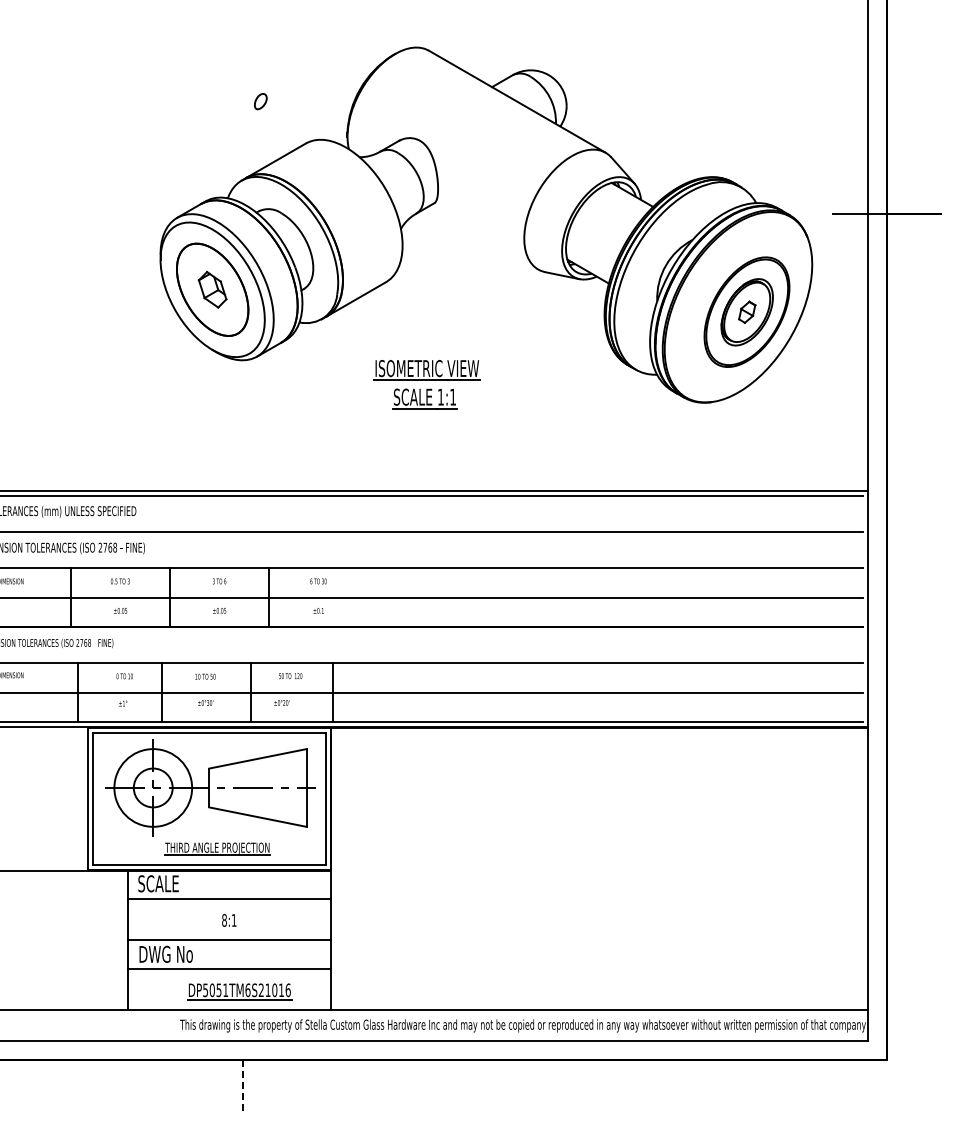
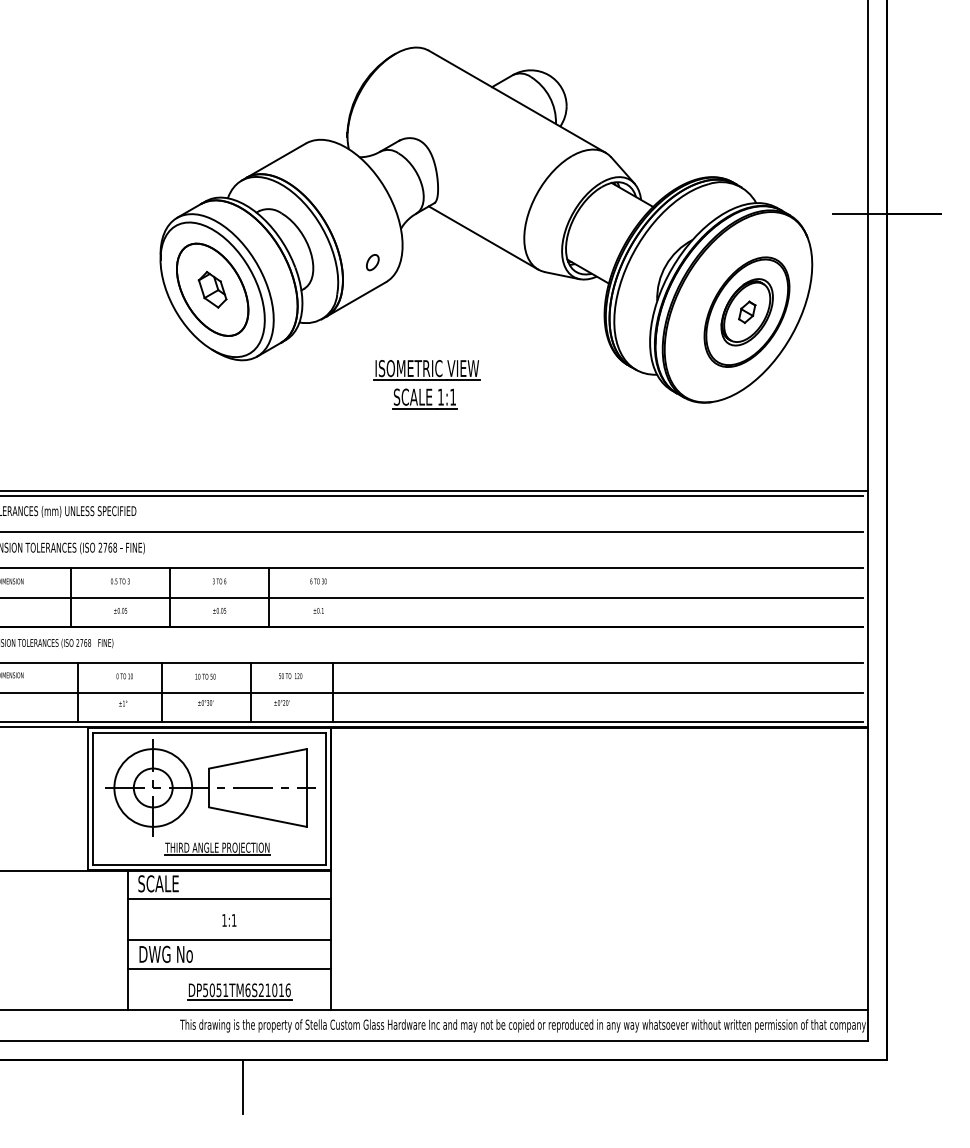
part position: (260, 101) -> (372, 262) (372, 262)
line: none -> present (483, 237)
text: 8:1 -> 1:1 (224, 920)
line: dashed -> solid (242, 1086)
